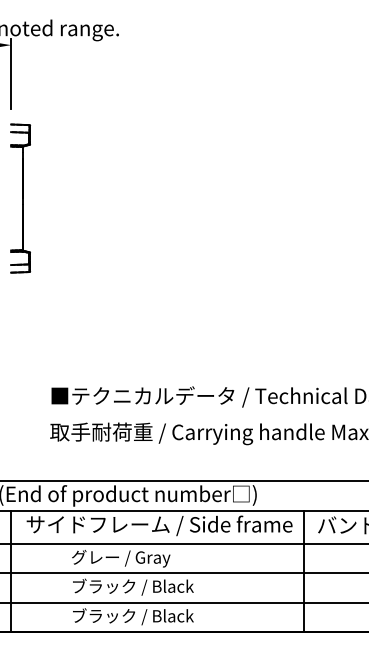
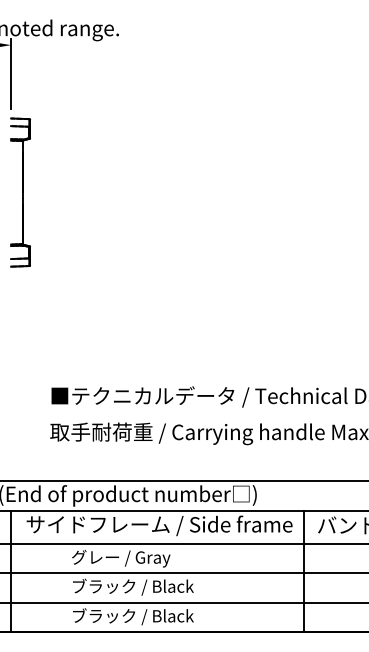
part position: (20, 198) -> (20, 192) (20, 192)
